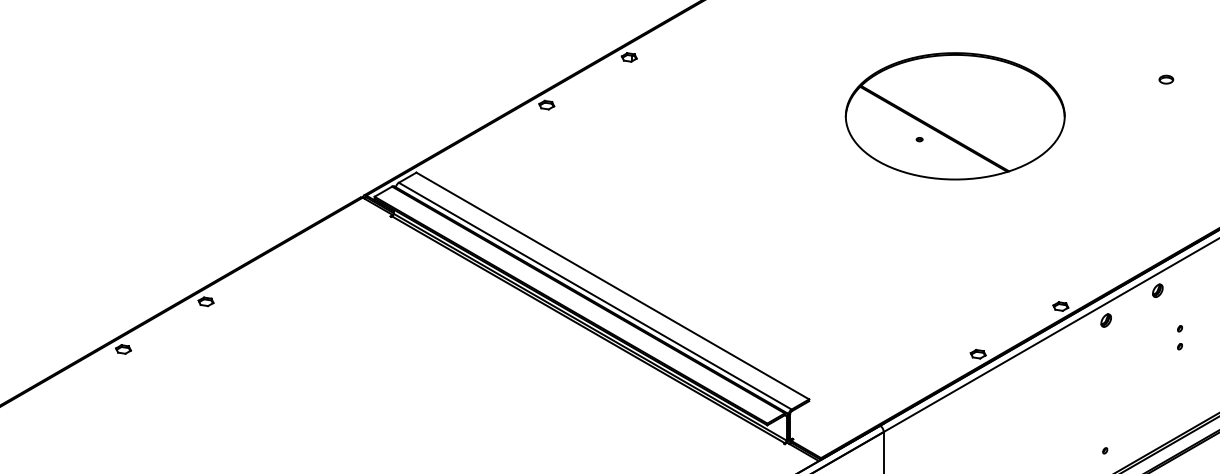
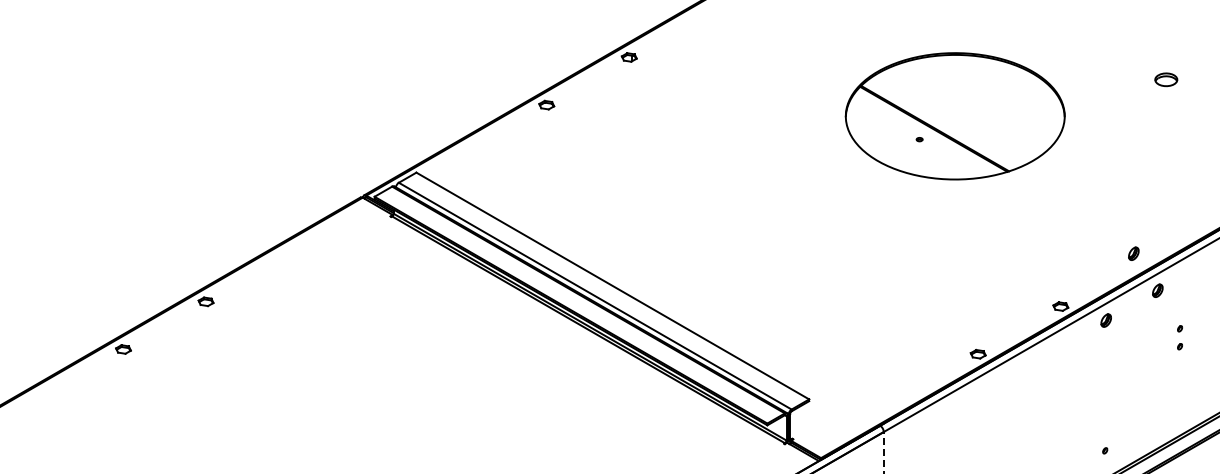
part size: 17x11 px -> 25x16 px (1166, 79)
part: none -> present (1133, 253)
line: solid -> dashed (883, 452)
